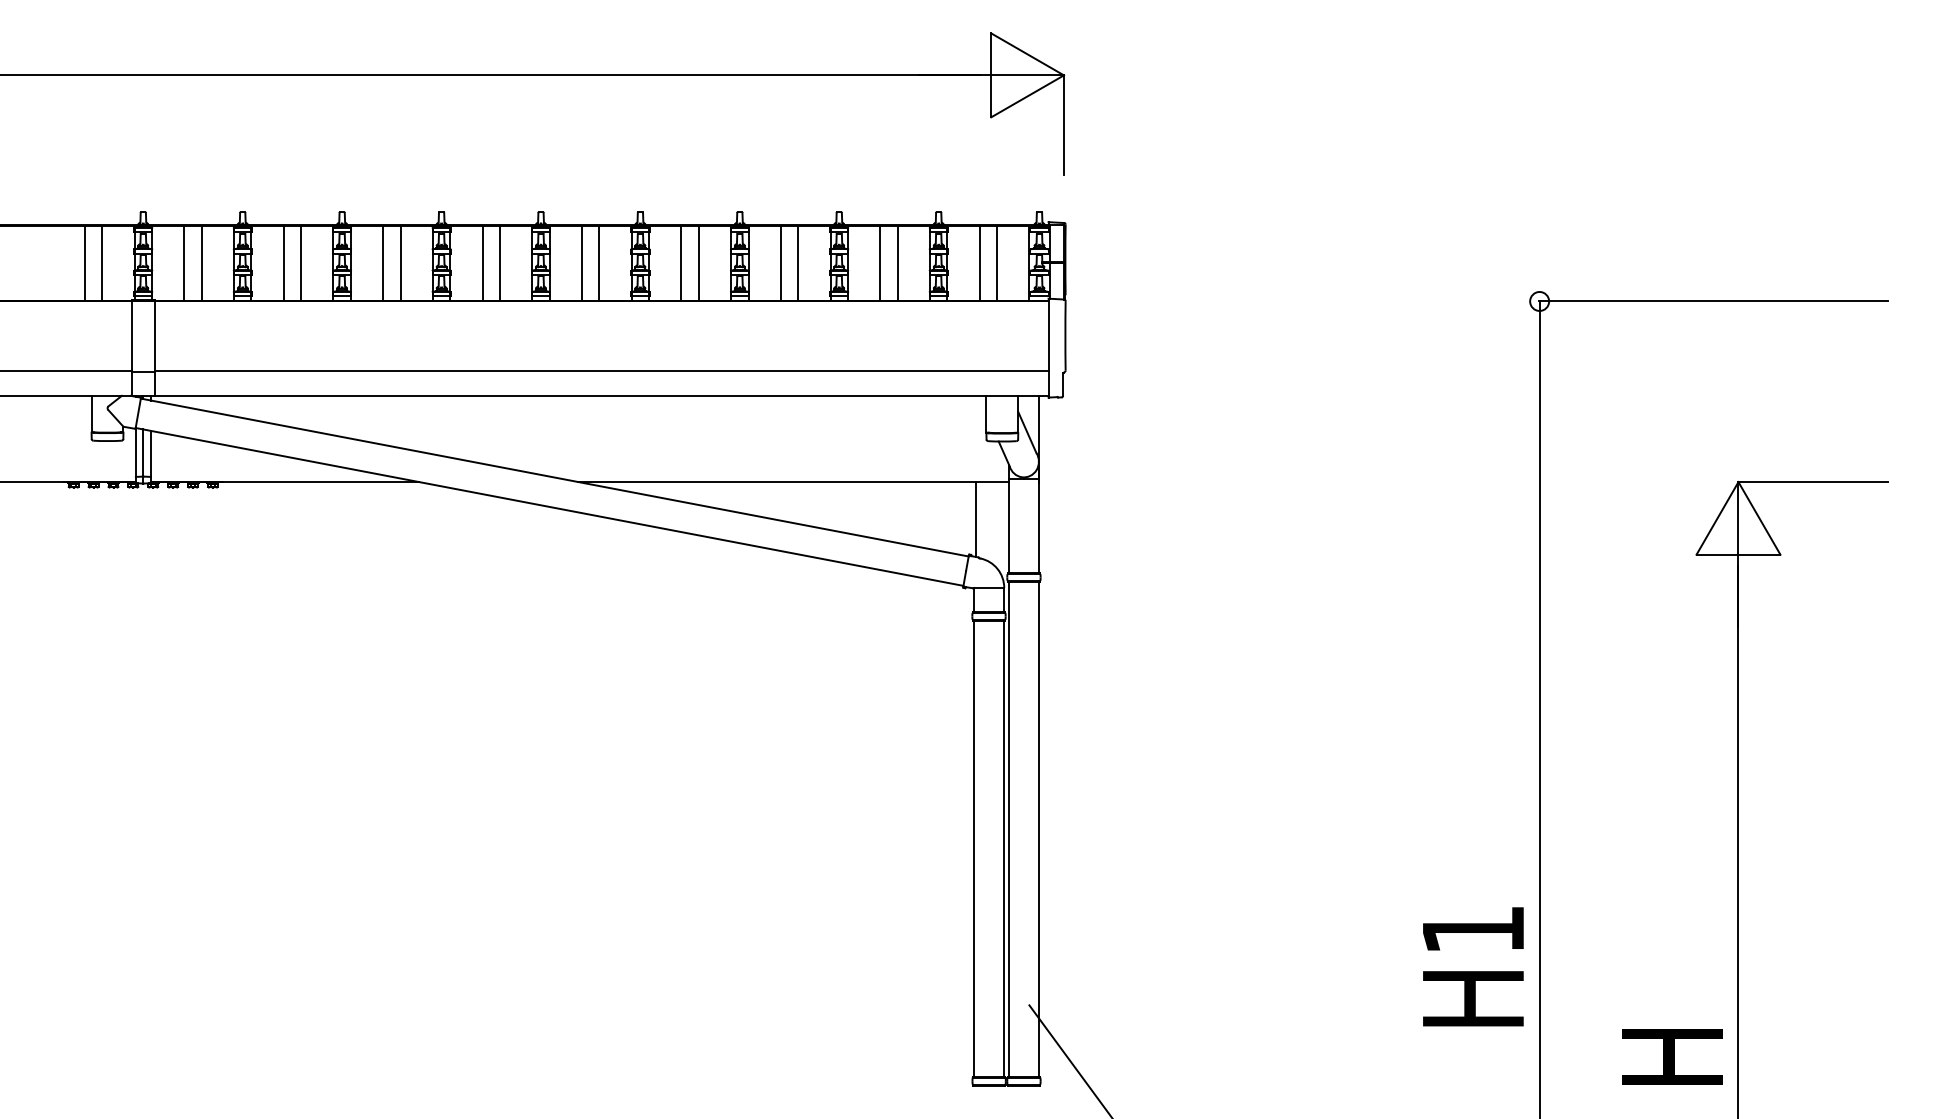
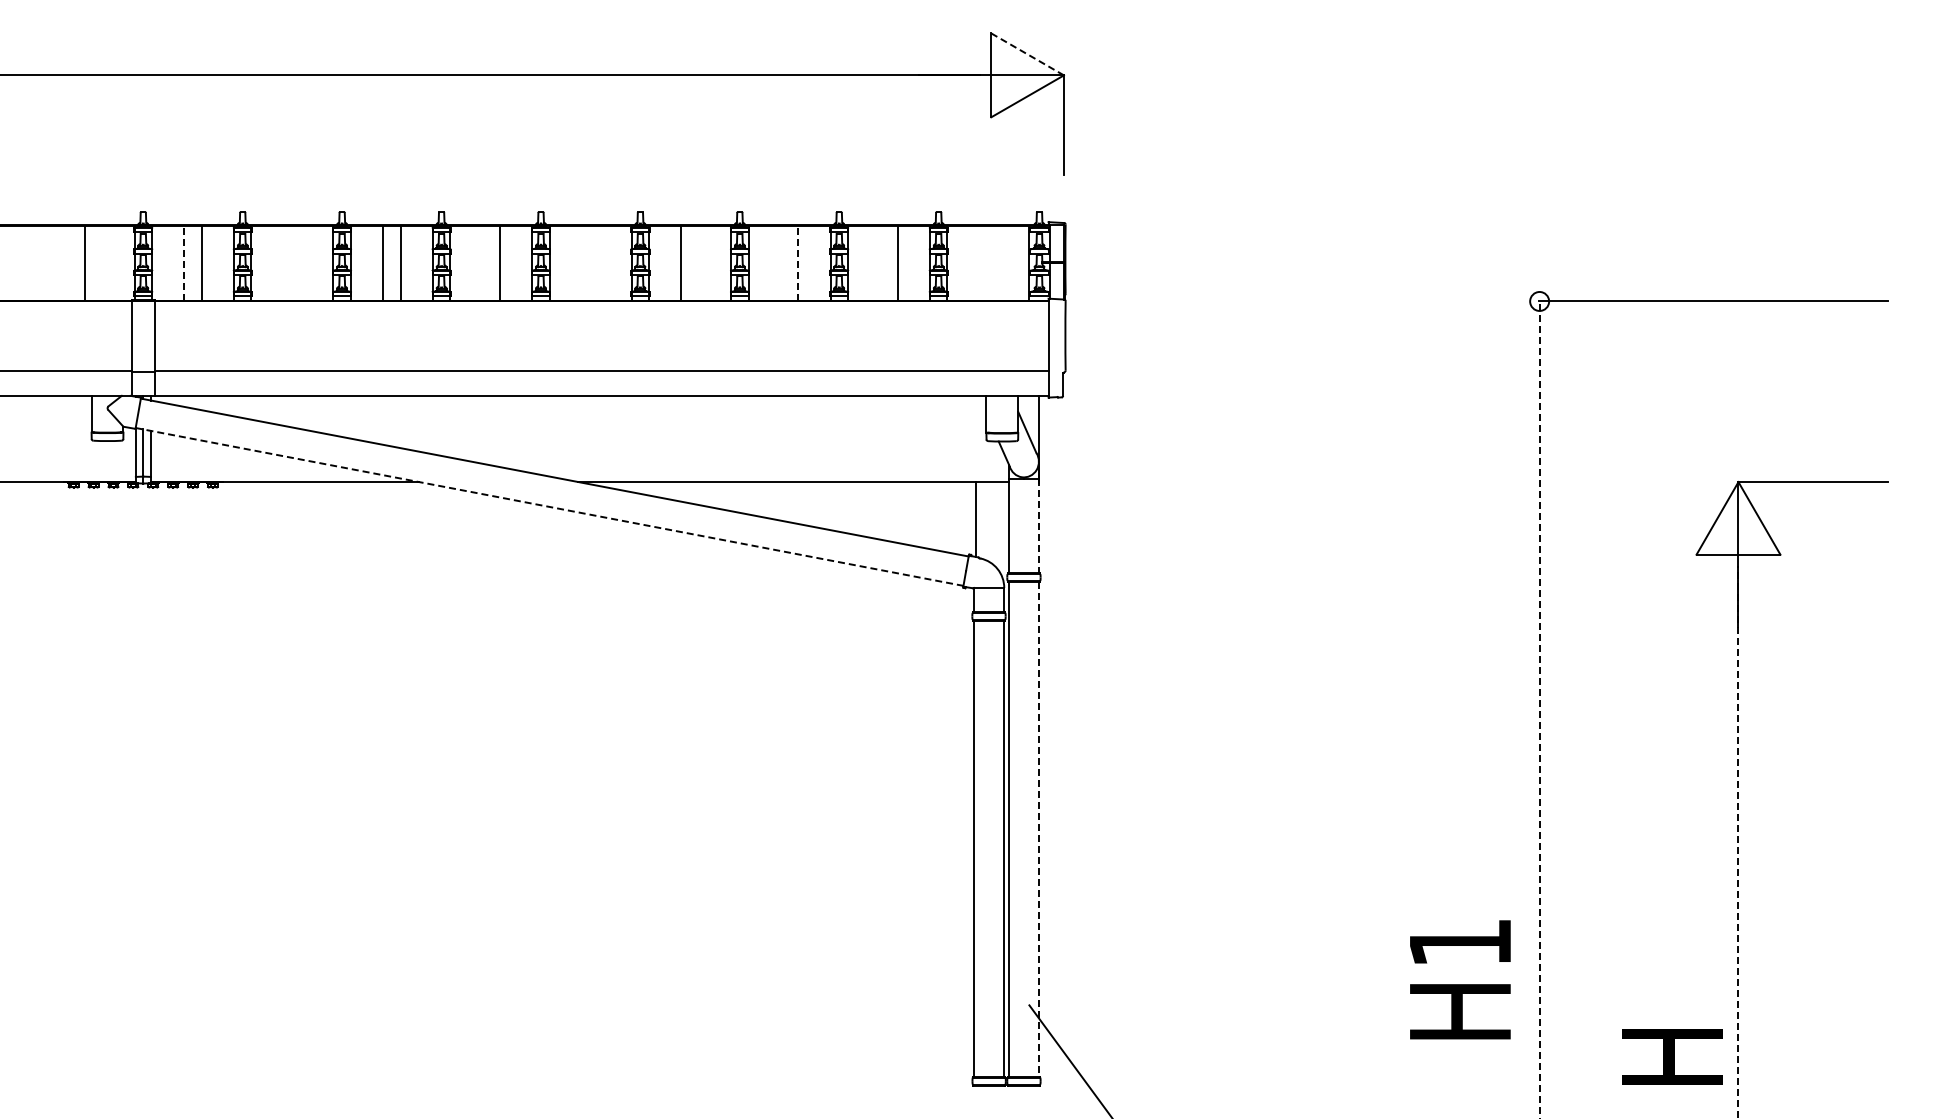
line: solid -> dashed (1027, 54)
line: present -> none (102, 263)
line: solid -> dashed (184, 263)
line: present -> none (283, 263)
line: present -> none (301, 263)
line: present -> none (482, 263)
line: present -> none (582, 263)
line: present -> none (599, 263)
line: present -> none (698, 263)
line: present -> none (780, 263)
line: solid -> dashed (798, 263)
line: present -> none (880, 263)
line: present -> none (979, 263)
line: present -> none (997, 263)
line: solid -> dashed (550, 507)
line: solid -> dashed (1038, 526)
line: solid -> dashed (1539, 709)
line: solid -> dashed (1038, 829)
line: solid -> dashed (1738, 841)
text position: (1473, 966) -> (1460, 979) (1460, 979)
